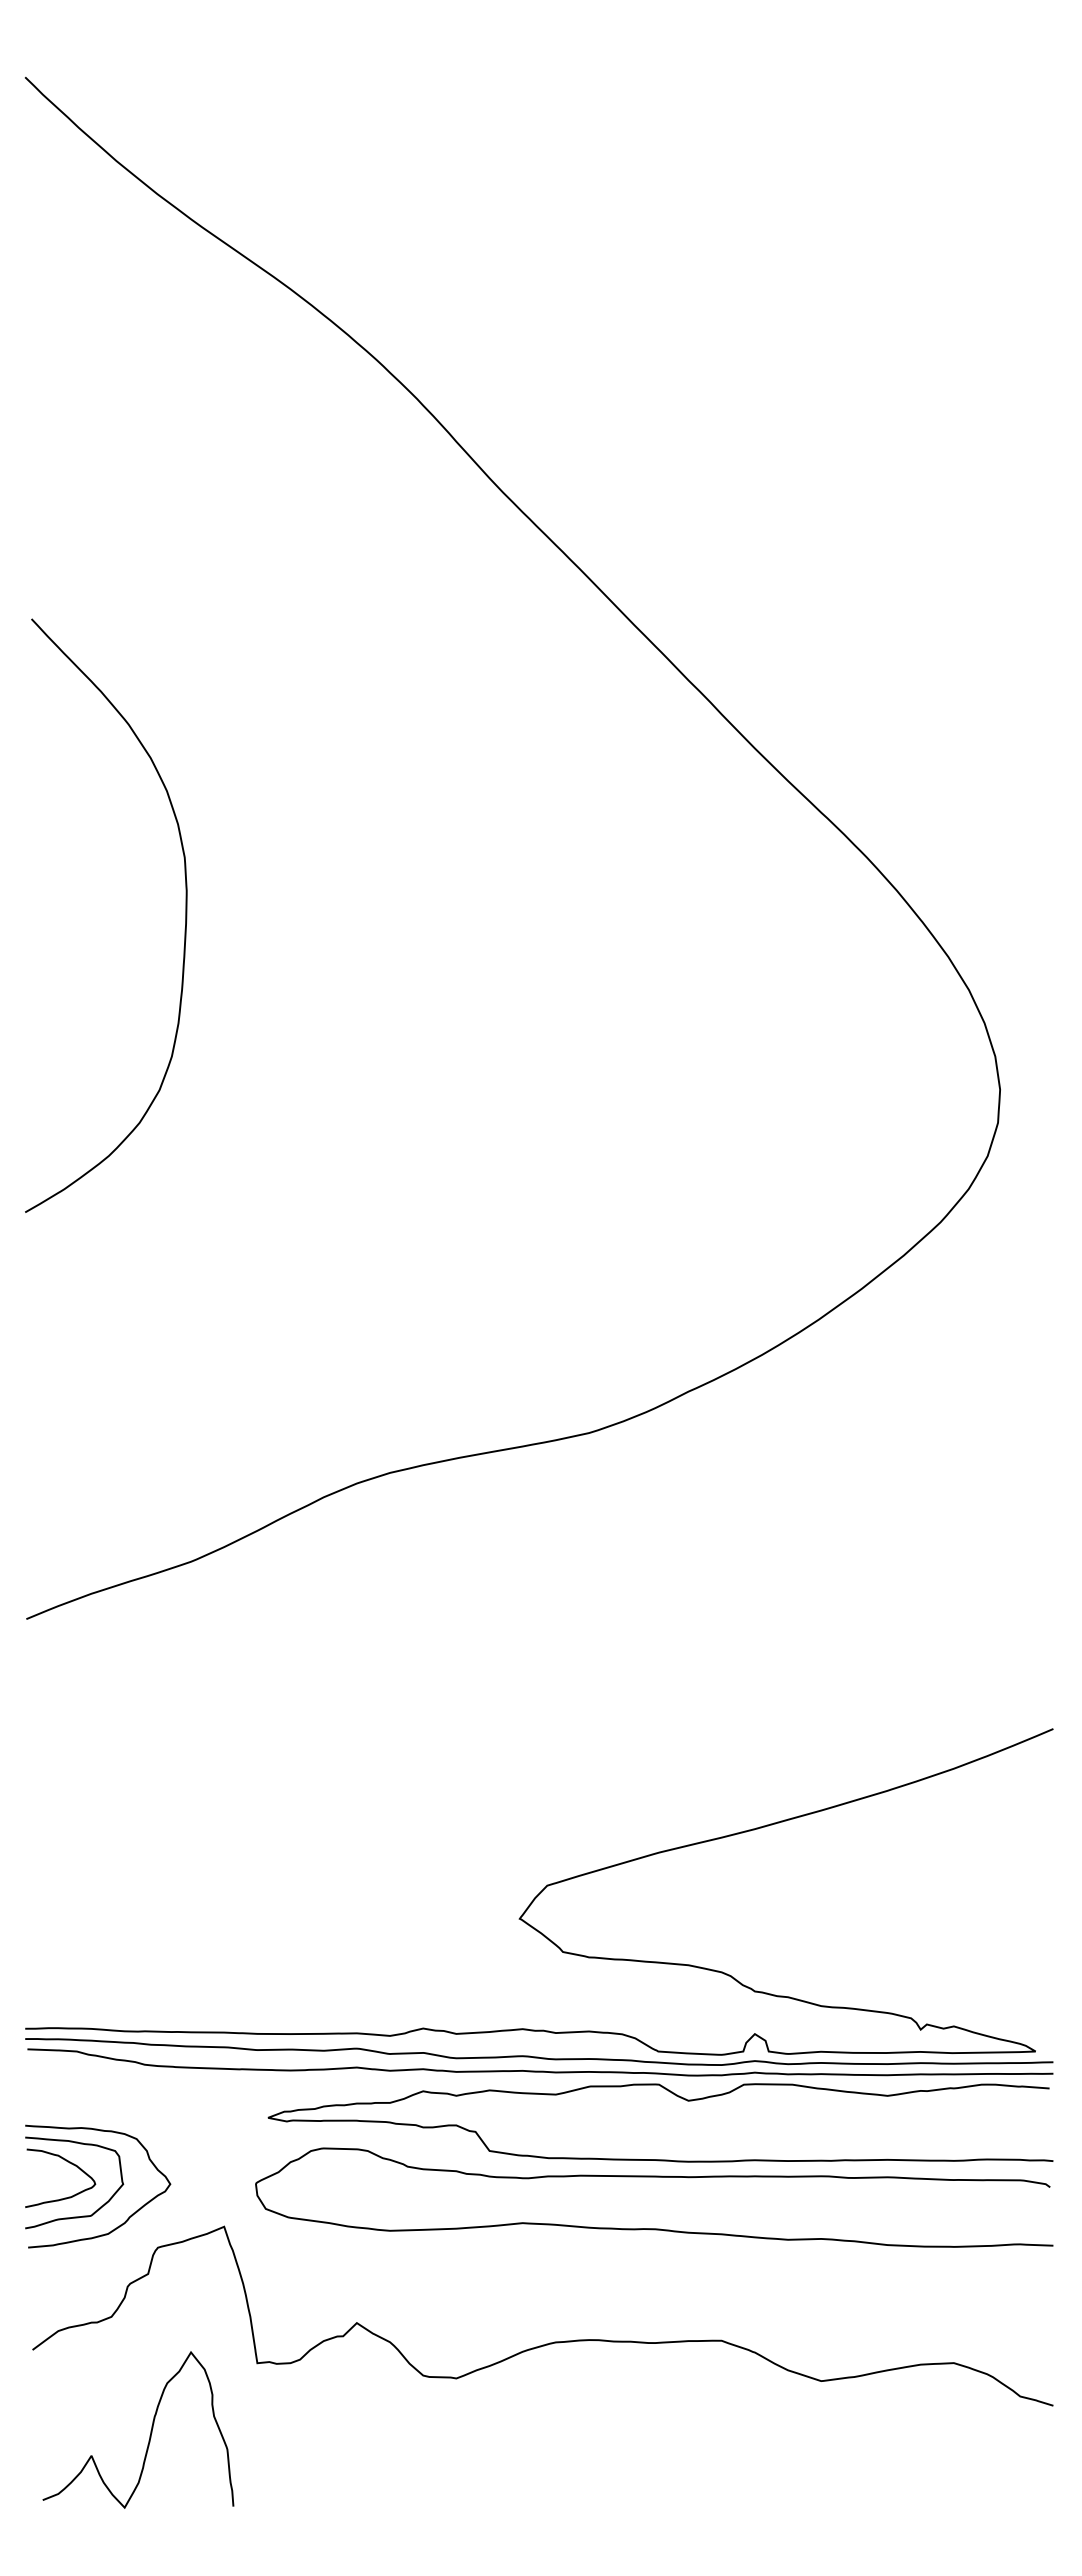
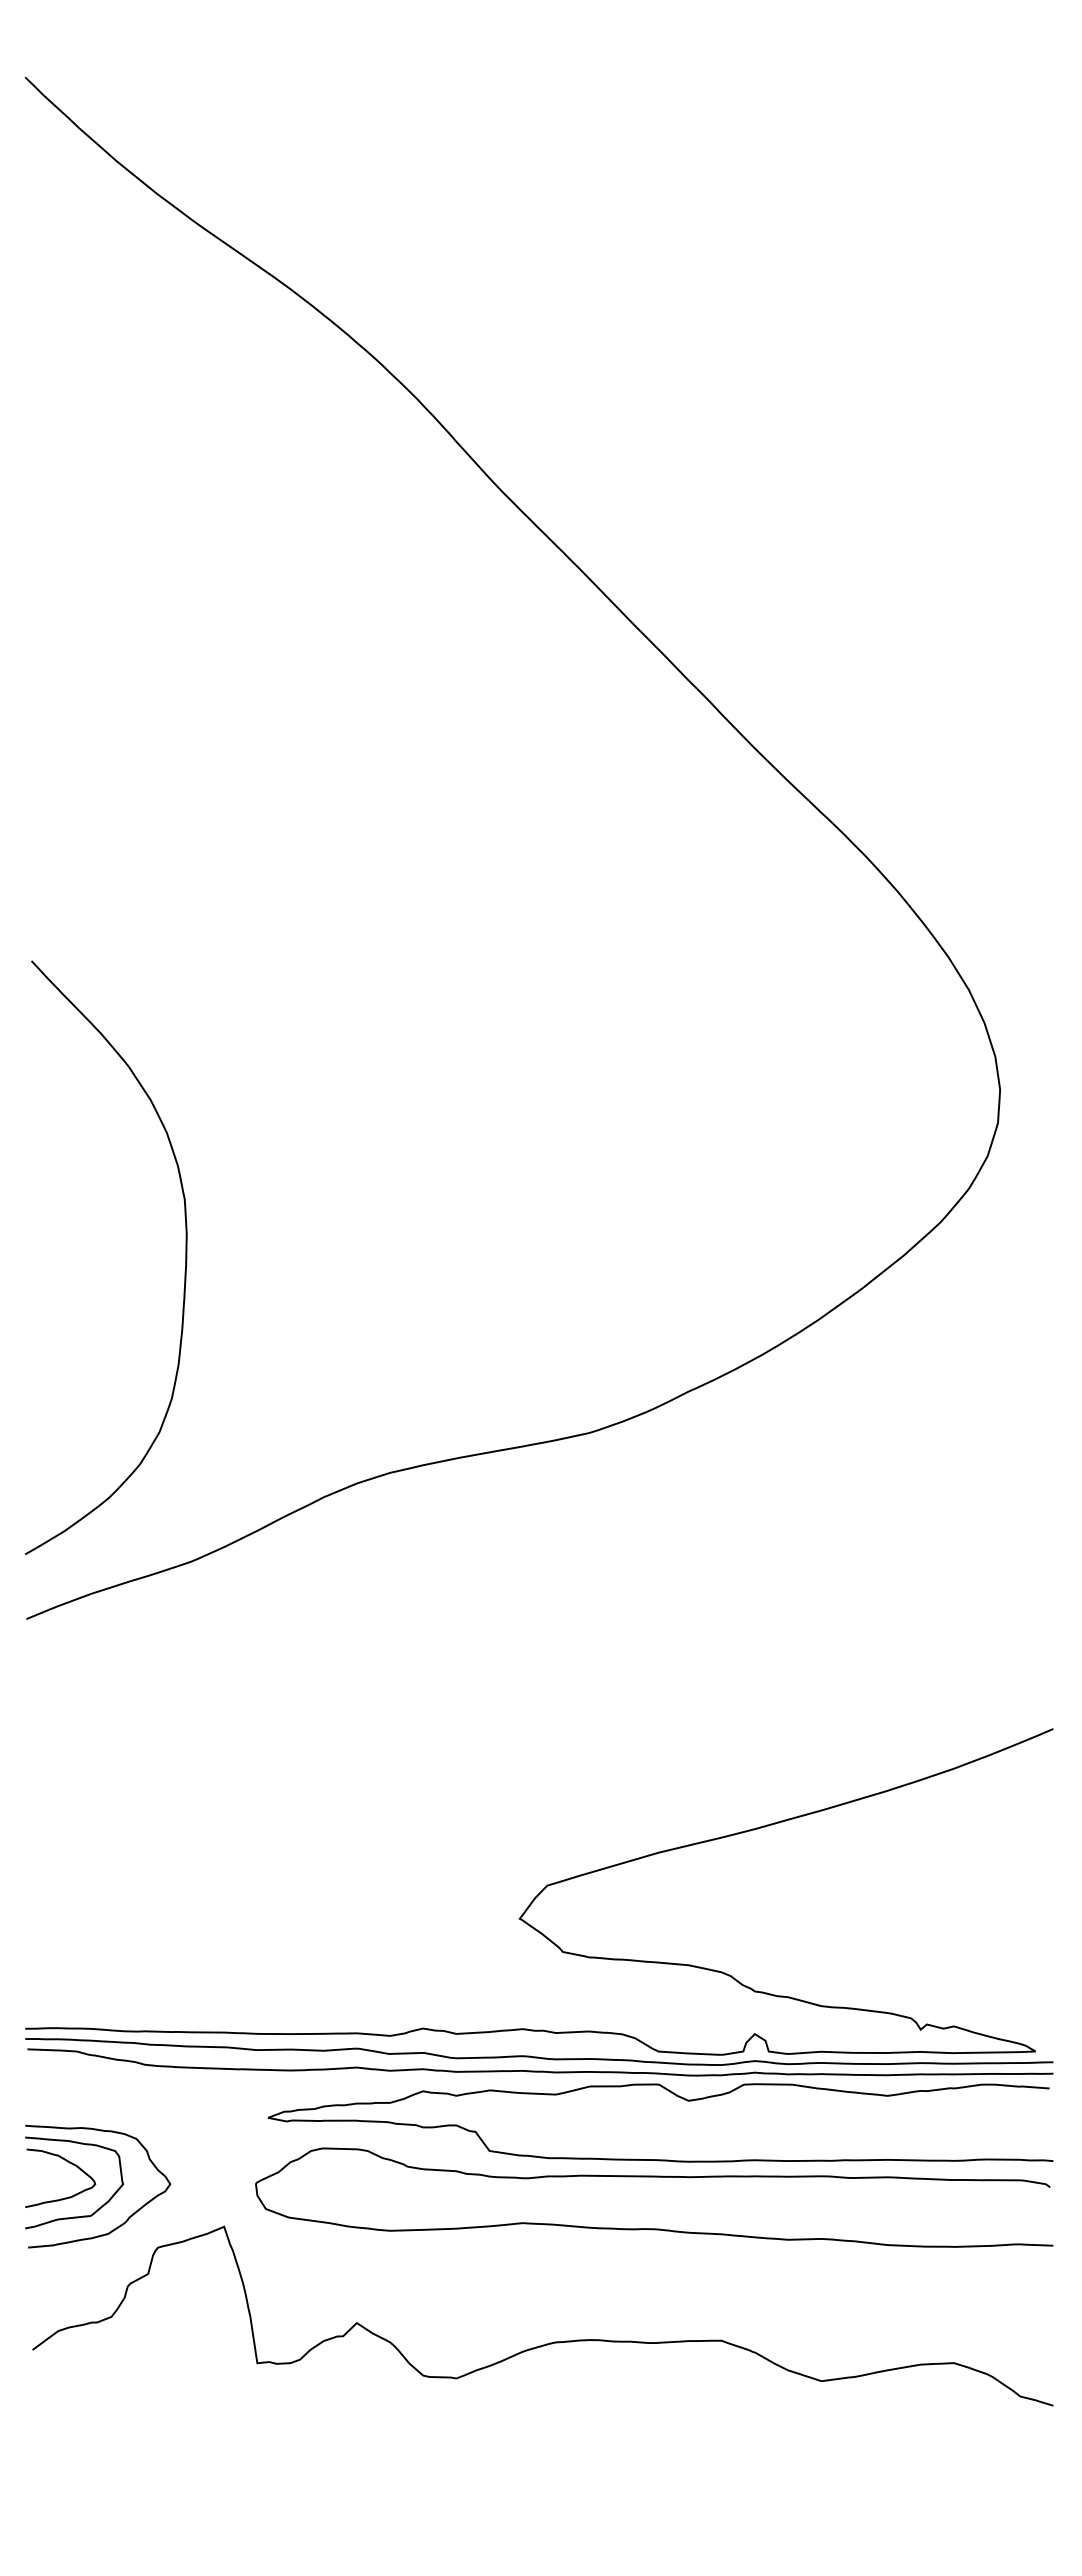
curve position: (185, 915) -> (185, 1257) (185, 1257)
curve: present -> none (150, 2430)
